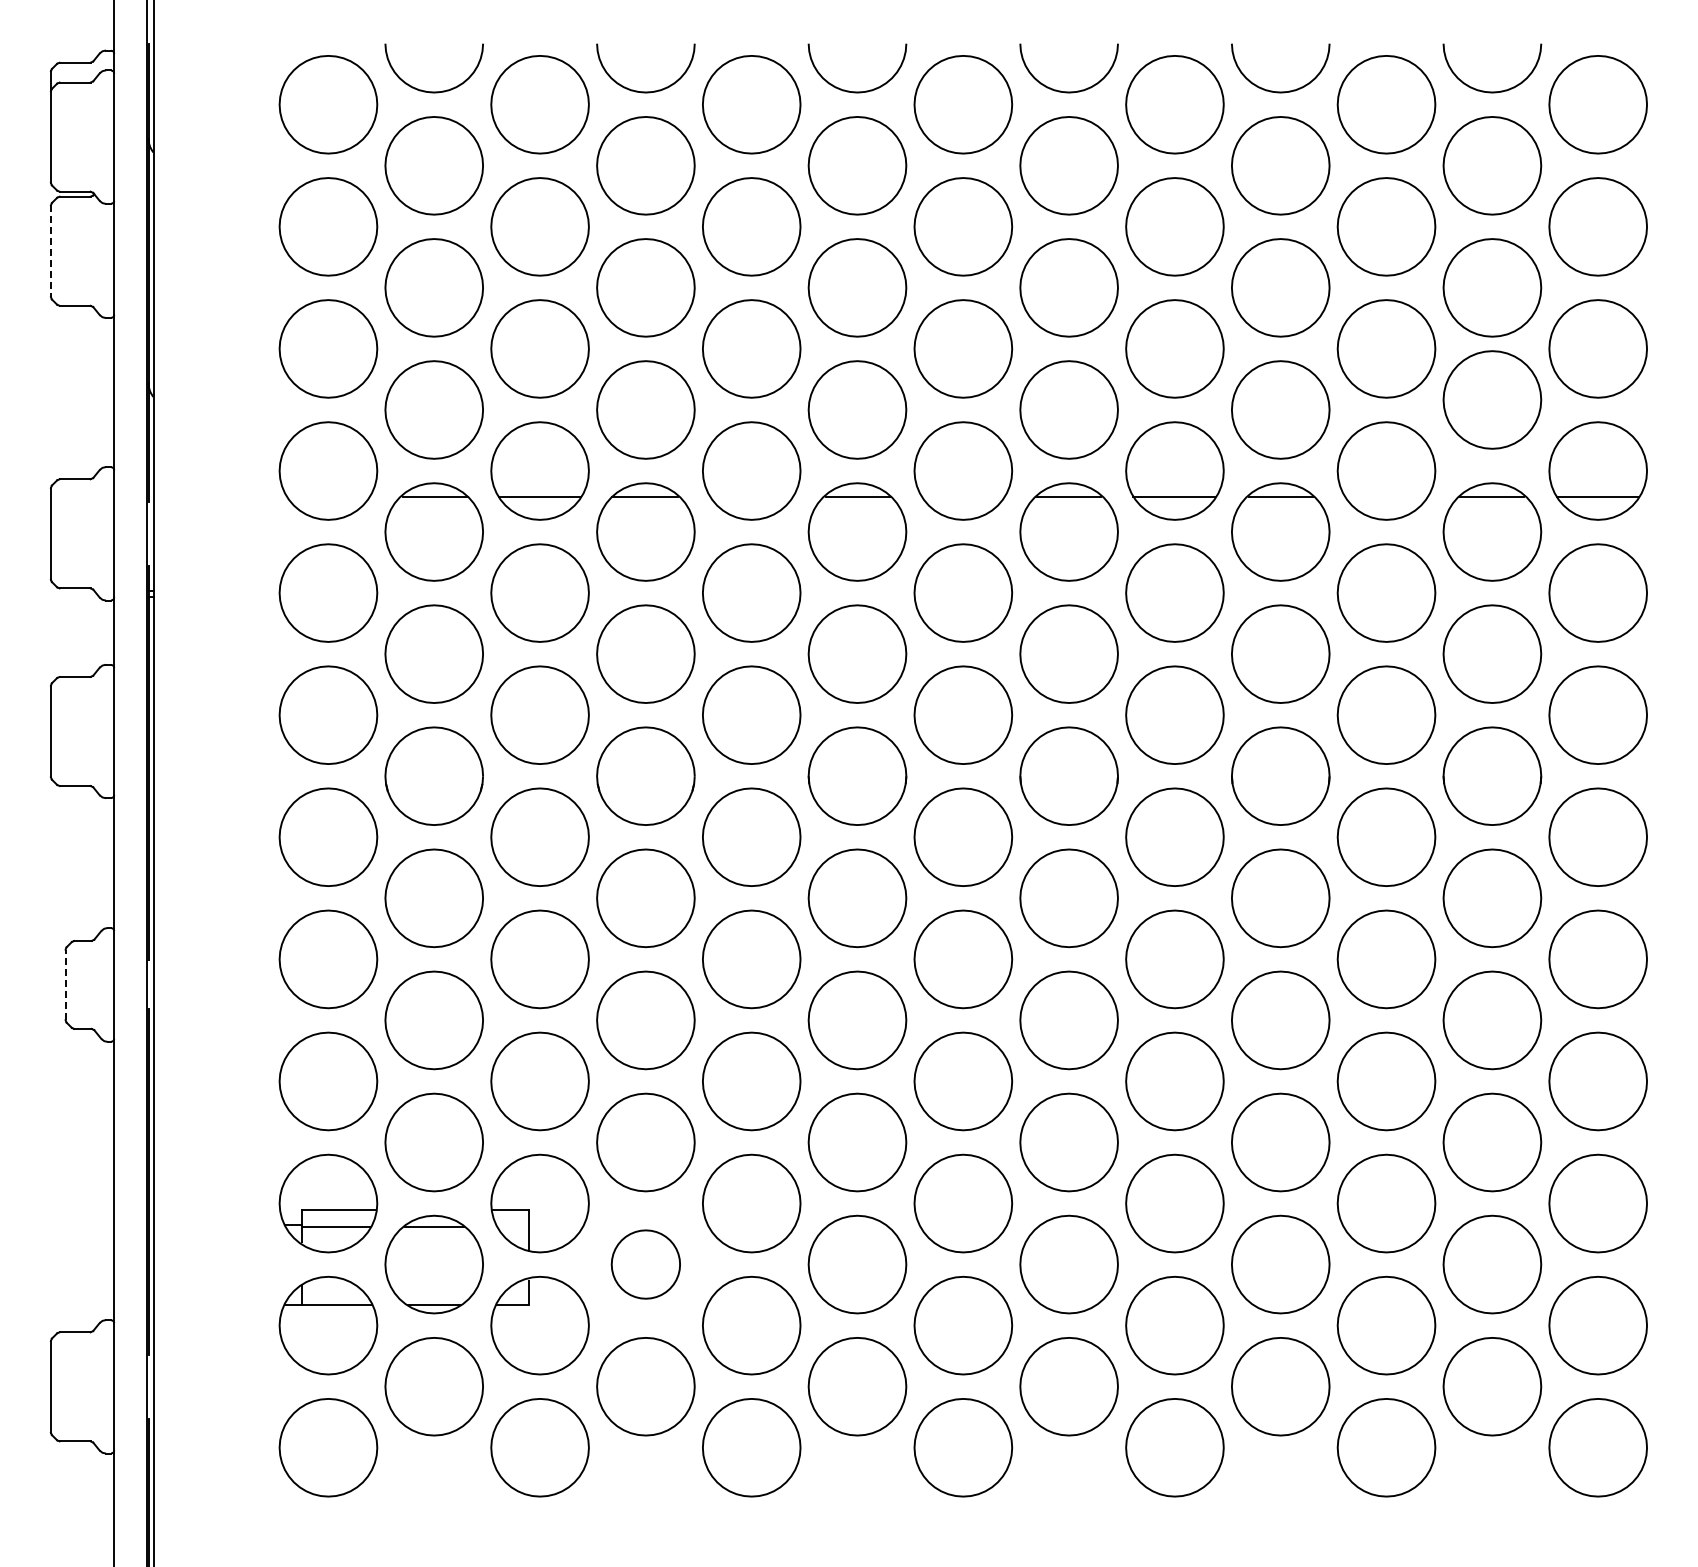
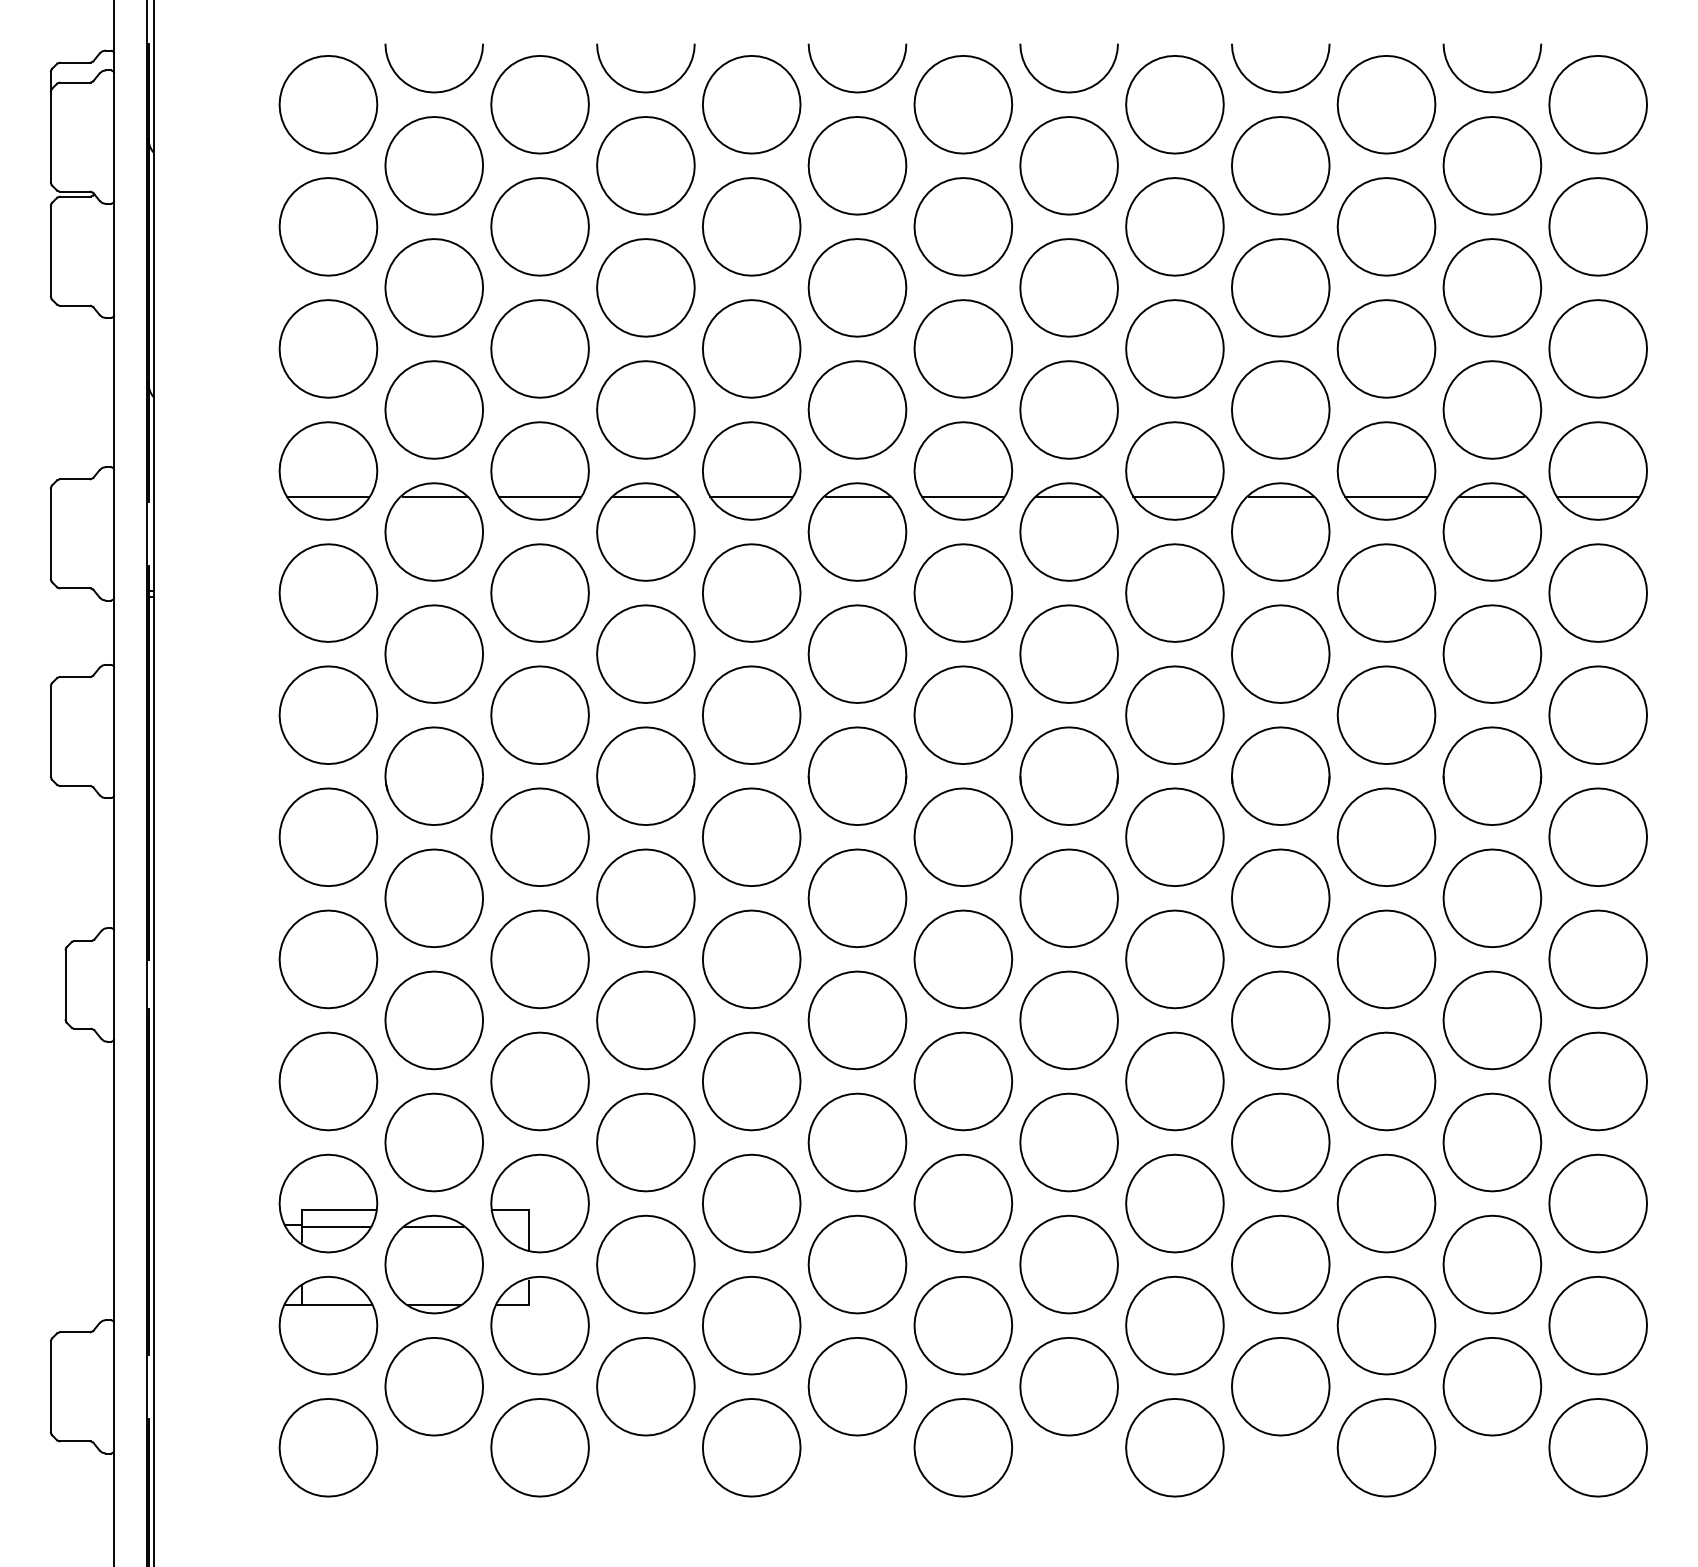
line: dashed -> solid (50, 251)
part position: (1492, 399) -> (1492, 409) (1492, 409)
line: none -> present (327, 496)
line: none -> present (751, 496)
line: none -> present (962, 496)
line: none -> present (1385, 496)
line: dashed -> solid (65, 984)
part size: 71x71 px -> 100x101 px (645, 1264)
